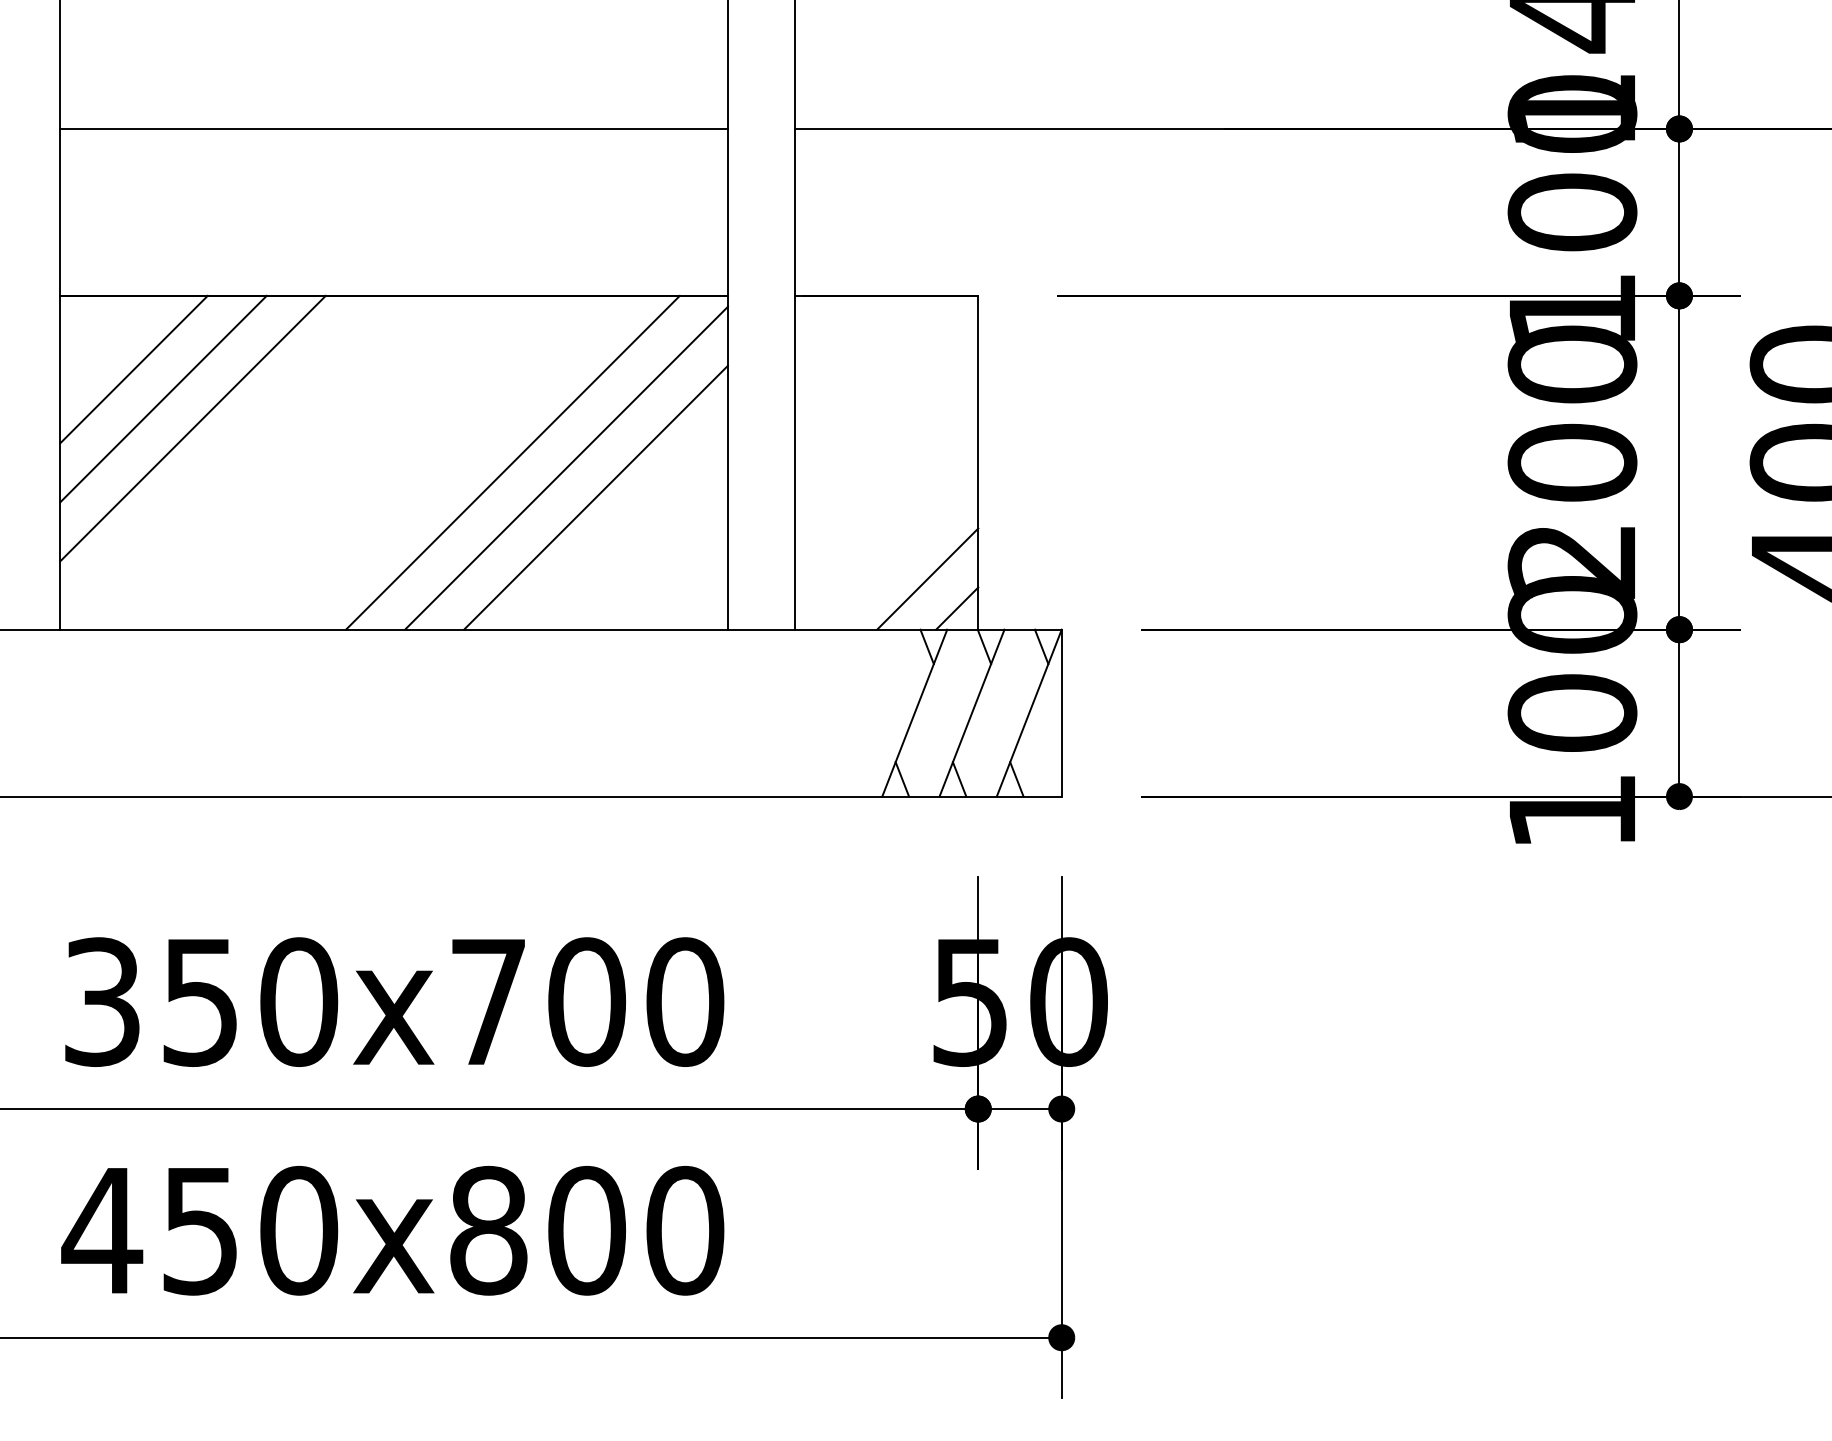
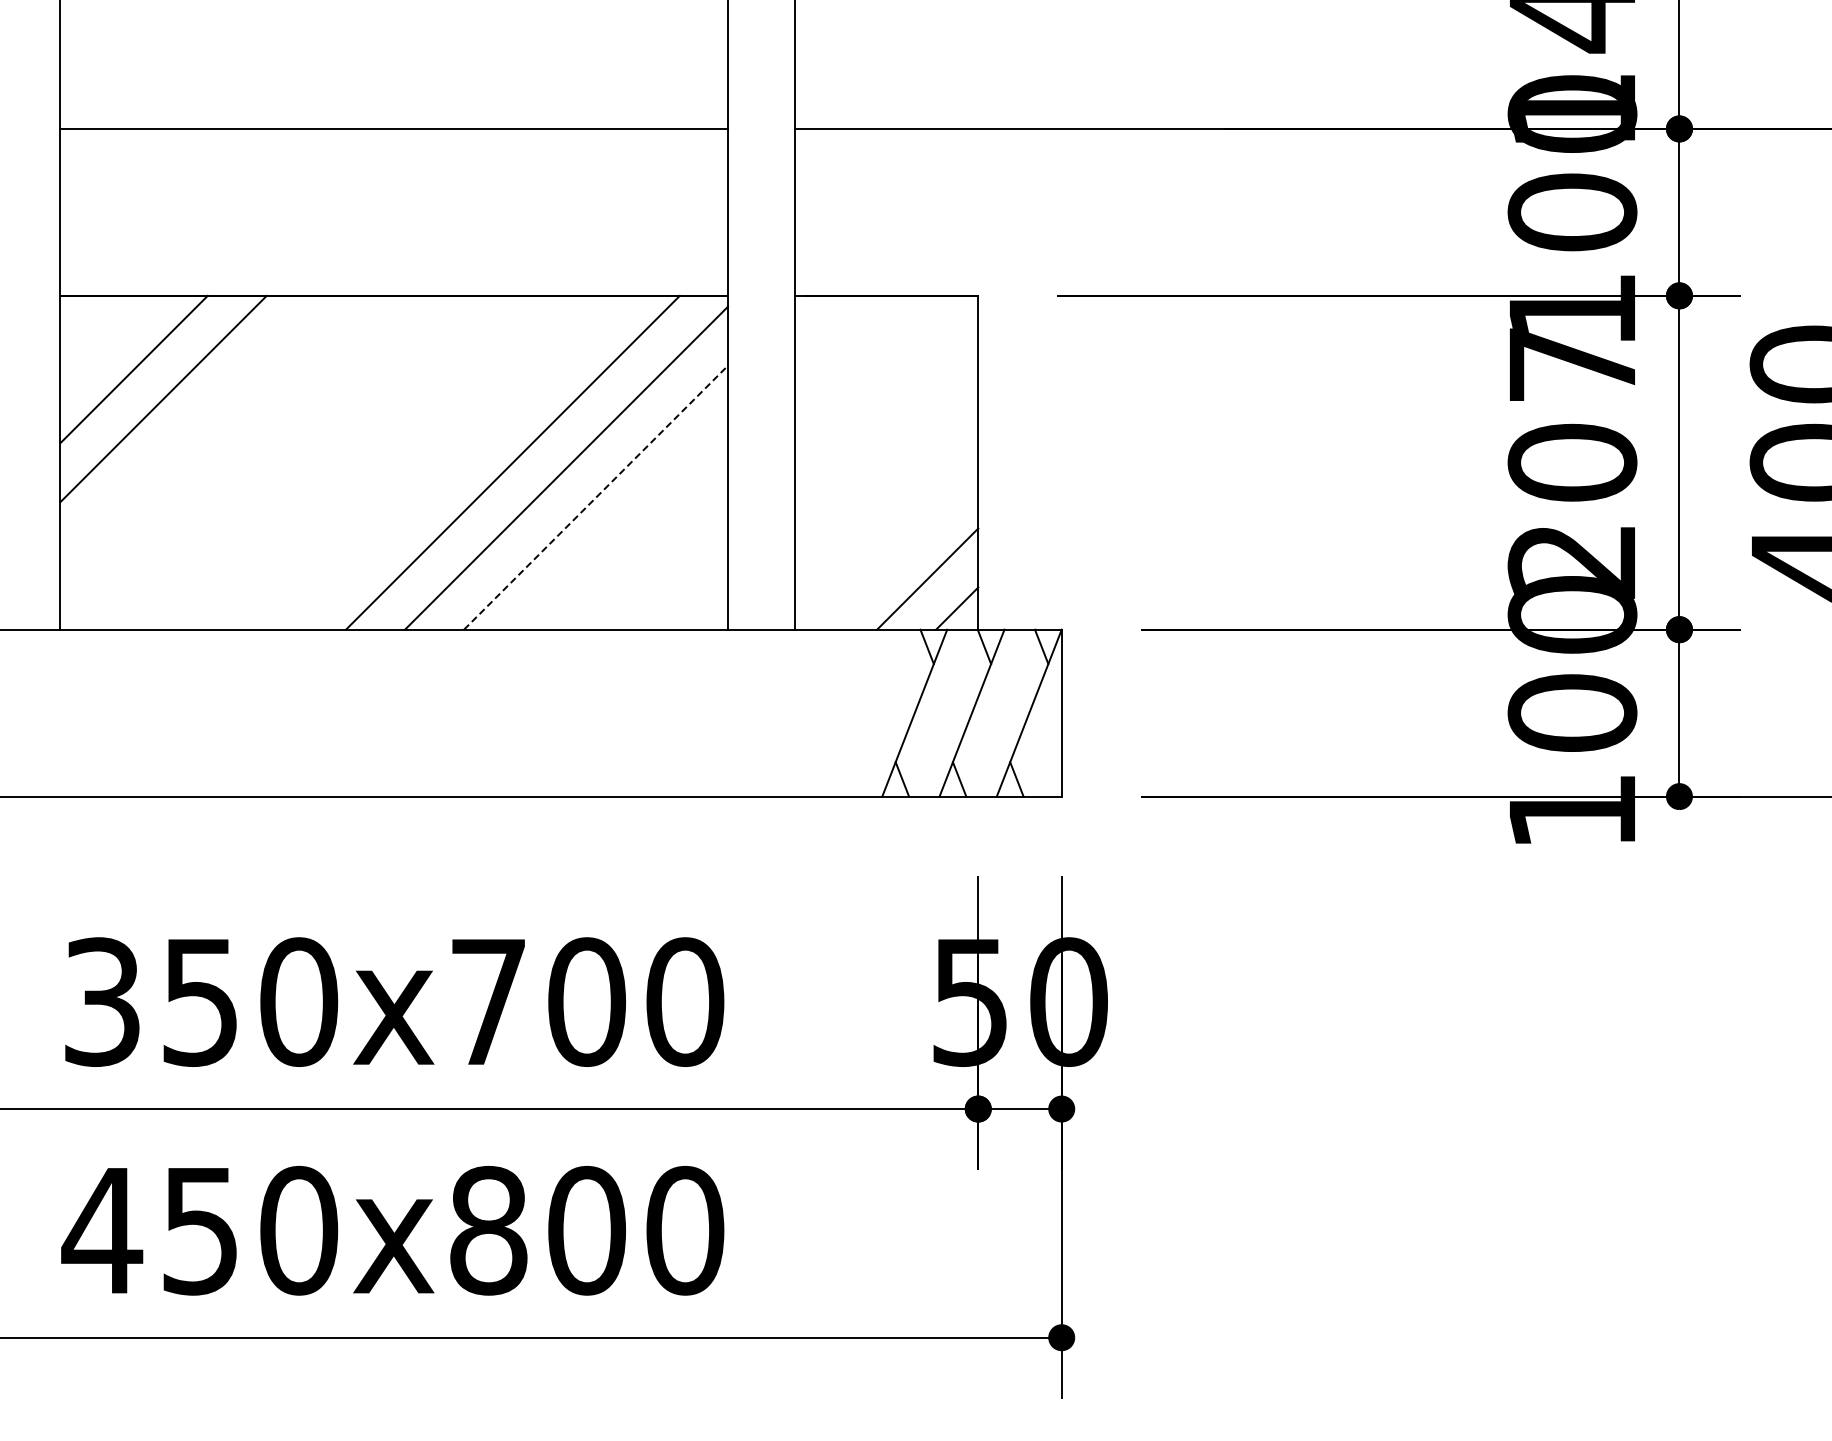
text: 200 -> 207 (1572, 364)
line: present -> none (192, 428)
line: solid -> dashed (596, 497)
